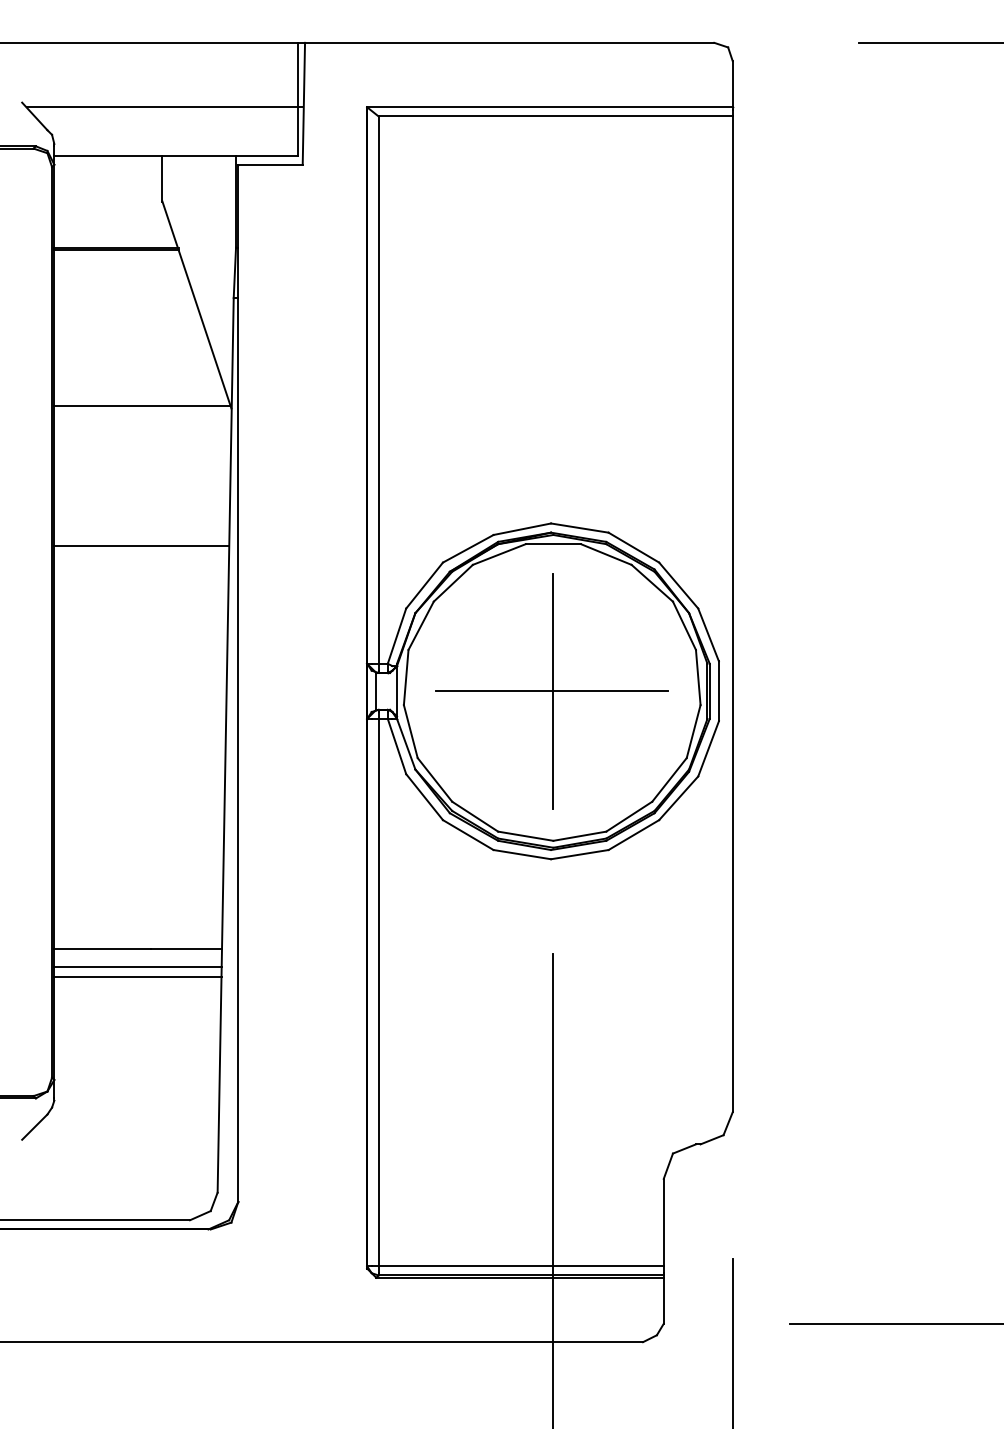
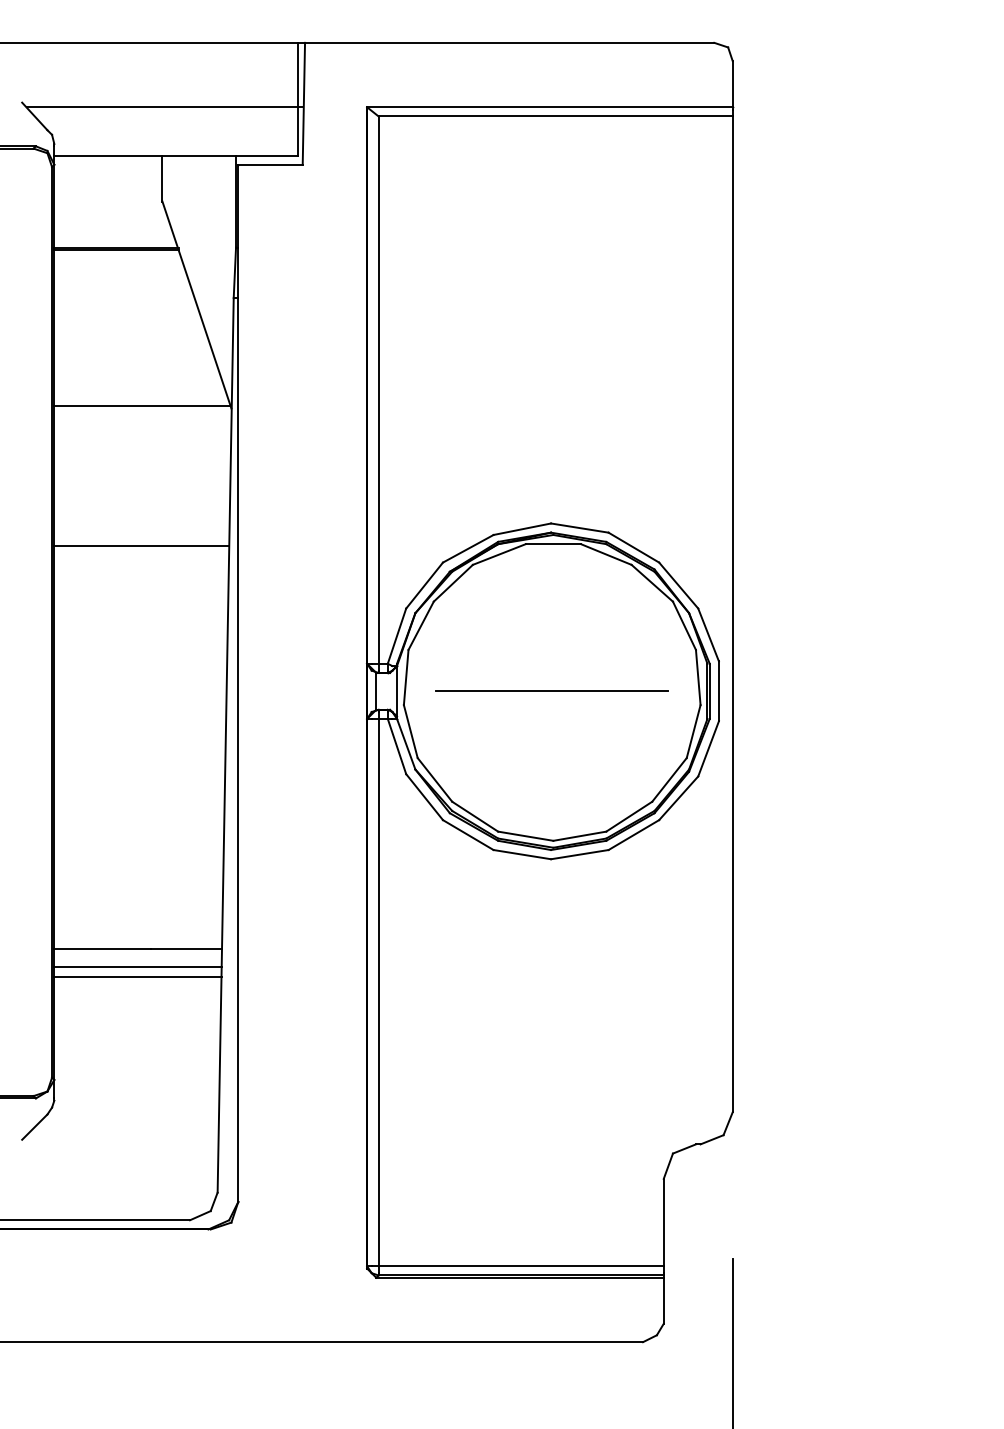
line: present -> none (929, 42)
line: present -> none (553, 691)
line: present -> none (553, 1189)
line: present -> none (895, 1323)
